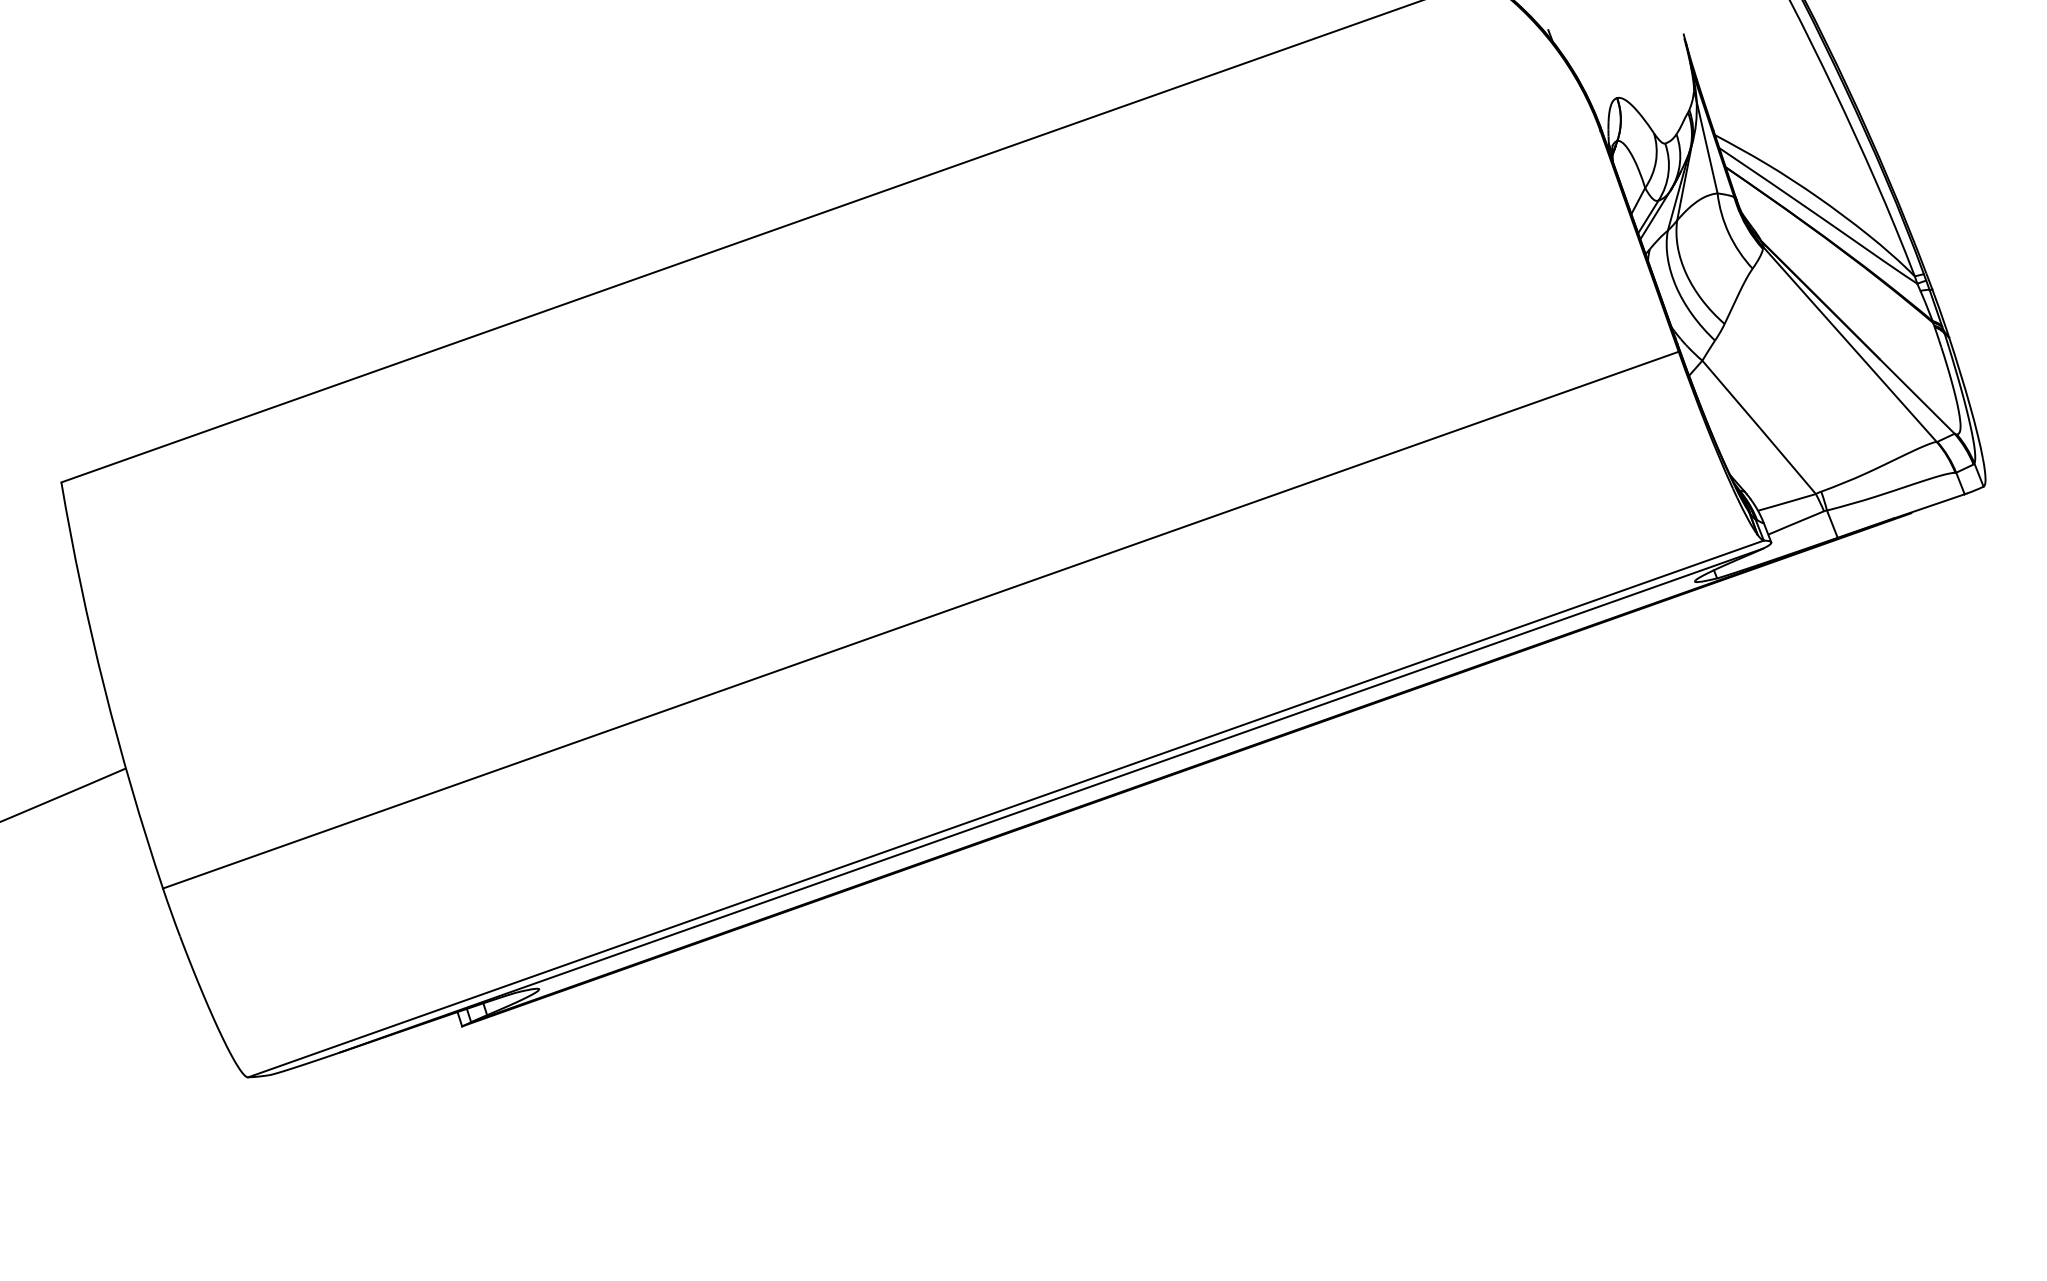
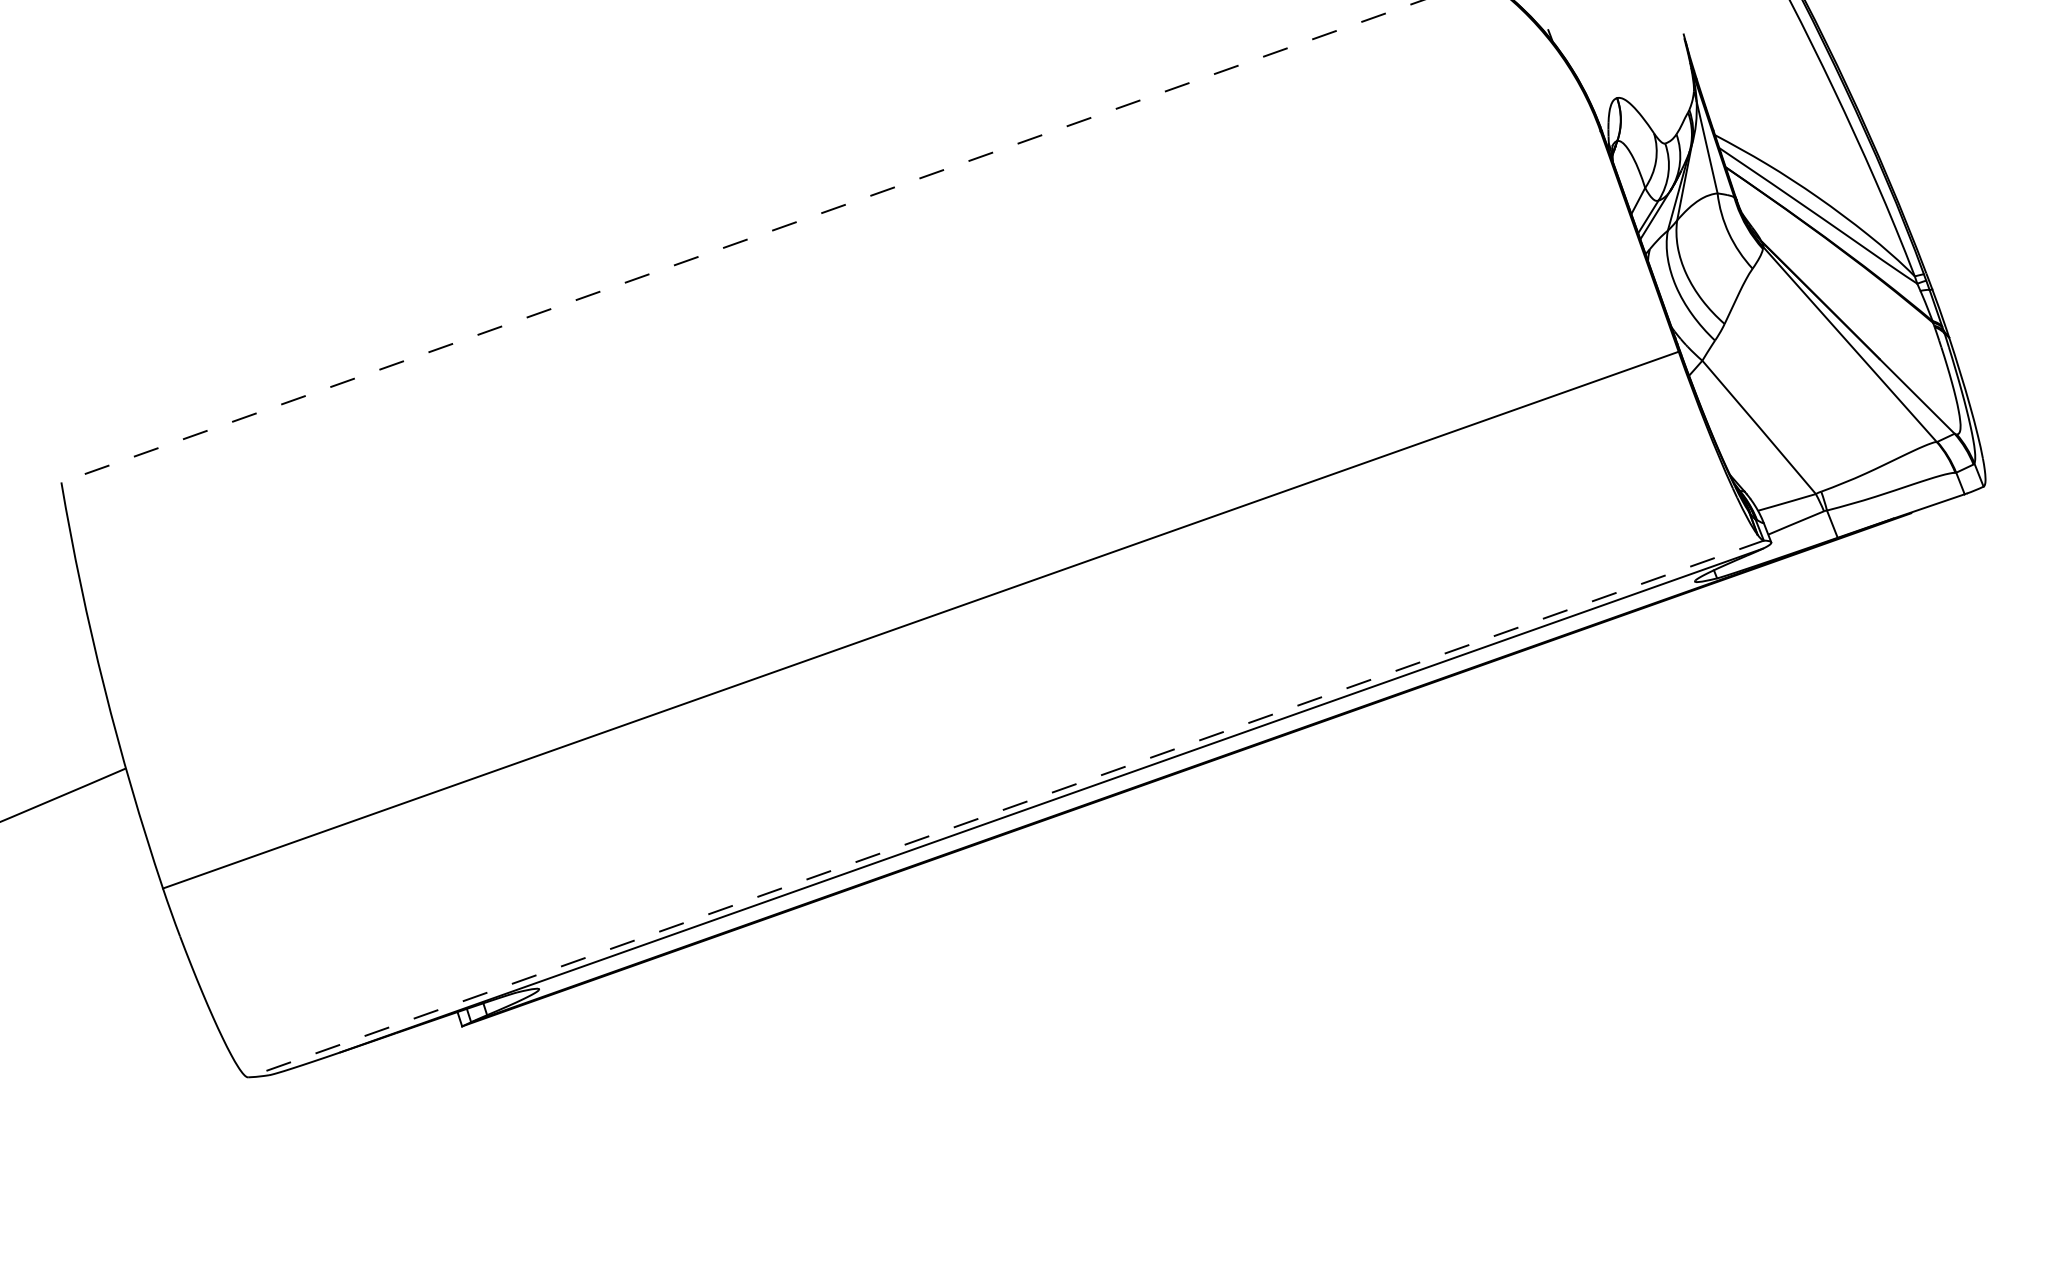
line: solid -> dashed (741, 241)
line: solid -> dashed (1005, 808)
